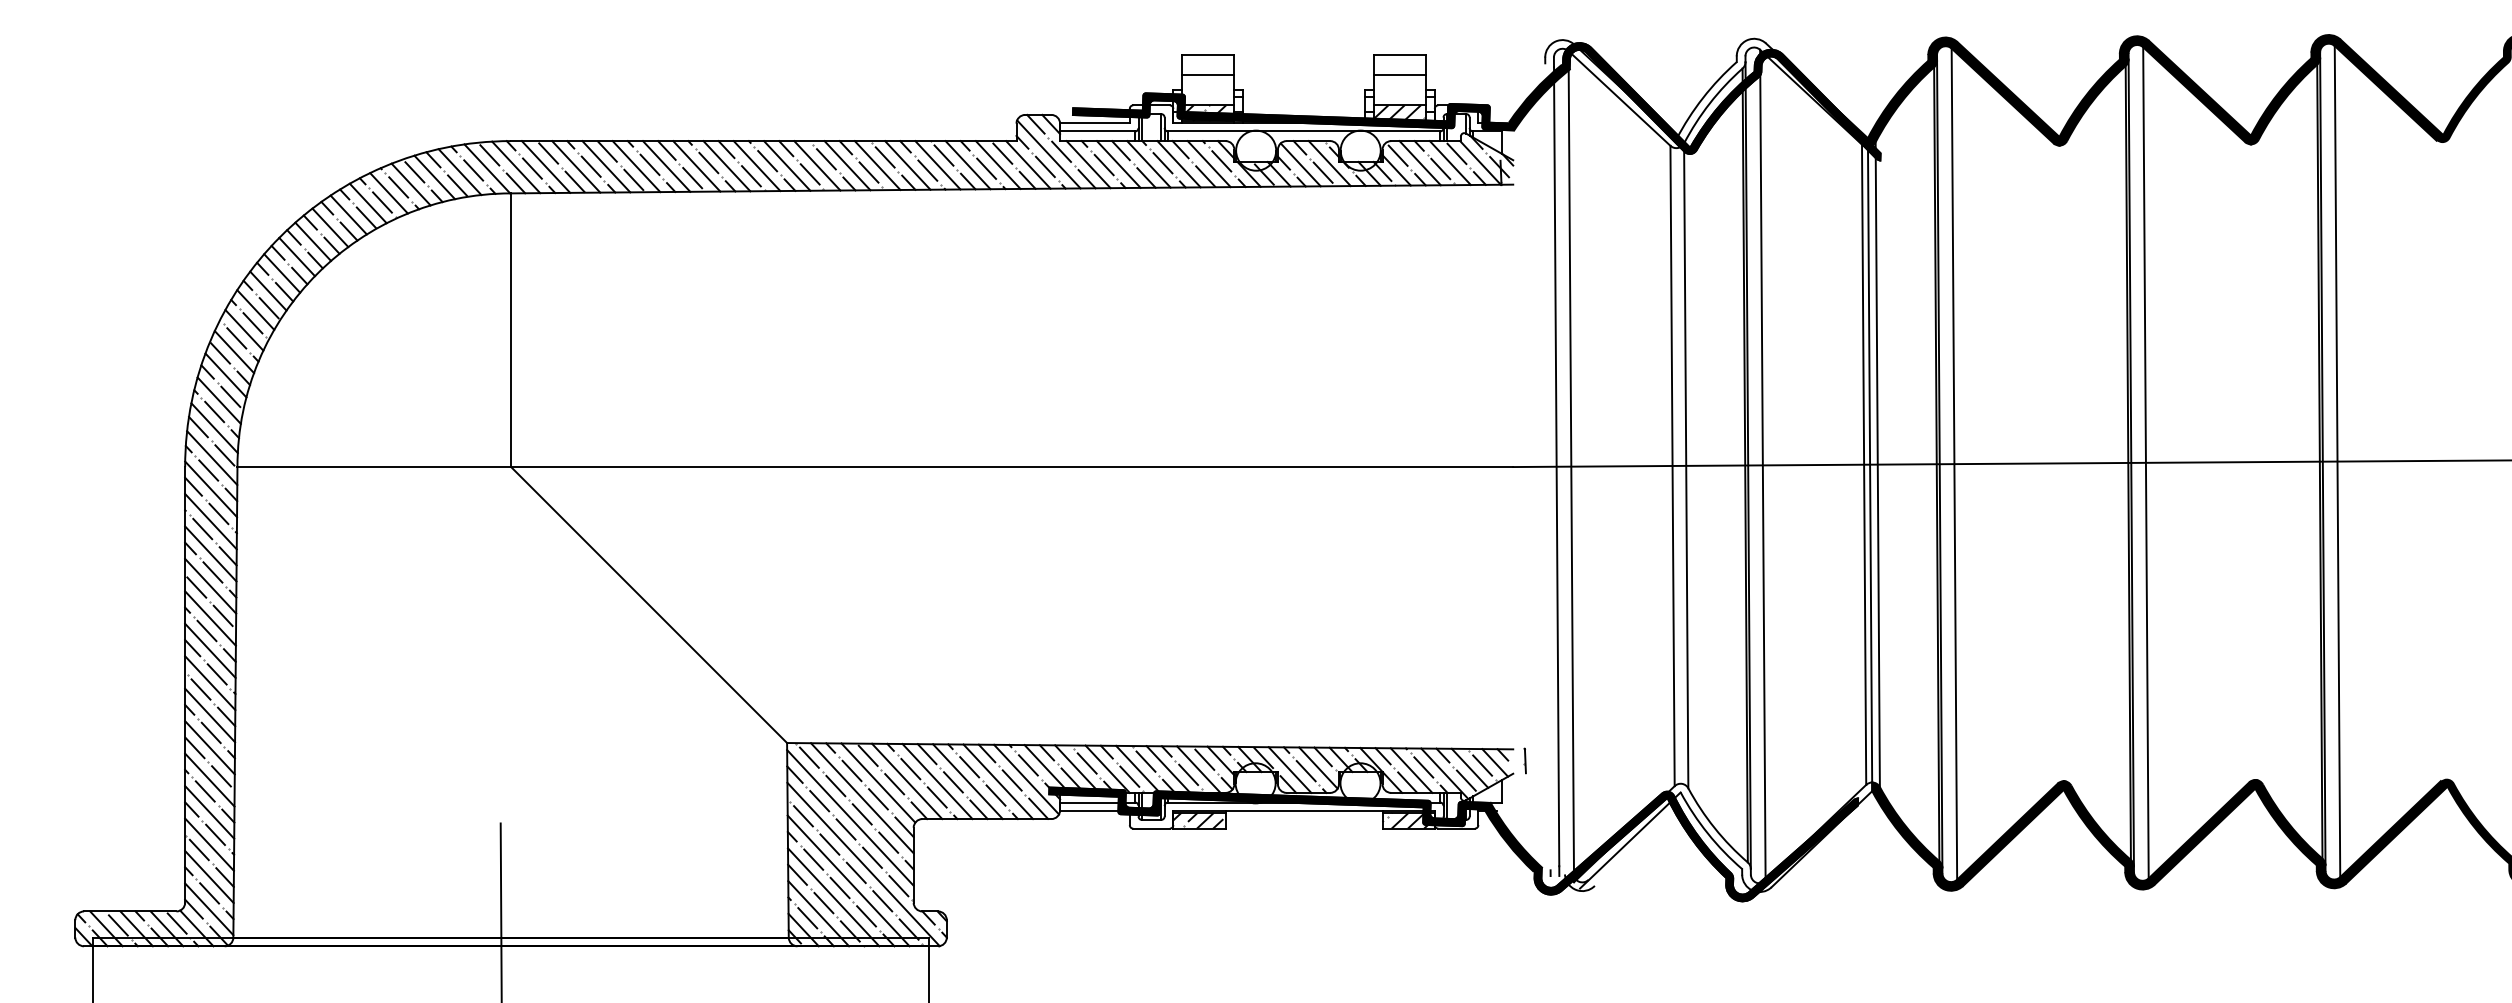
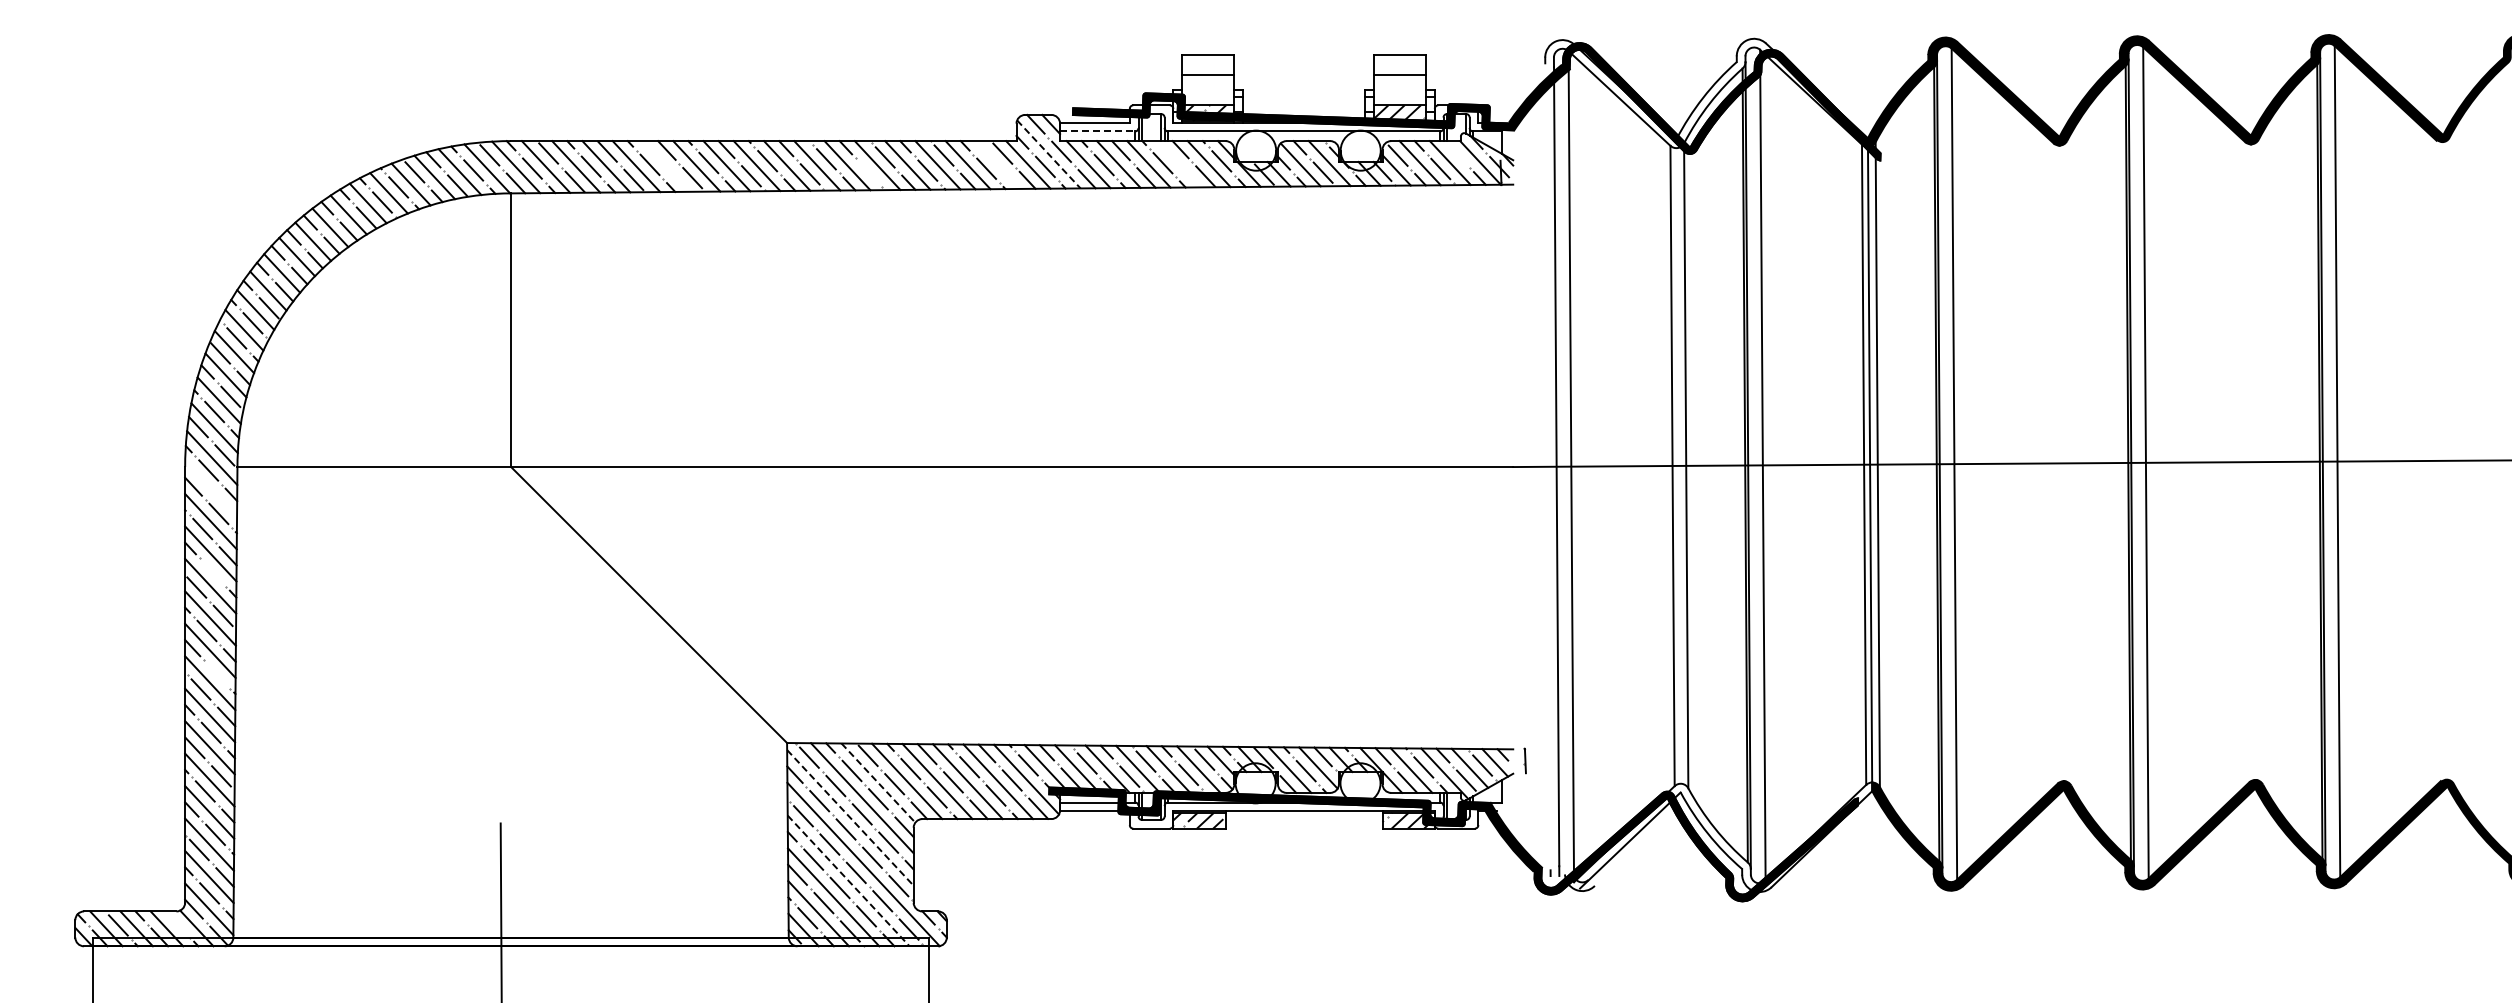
line: solid -> dashed (1098, 131)
line: present -> none (1456, 153)
line: solid -> dashed (1048, 154)
line: present -> none (997, 164)
line: present -> none (1178, 164)
line: present -> none (666, 166)
line: present -> none (868, 172)
line: present -> none (211, 489)
line: present -> none (212, 572)
line: present -> none (216, 674)
line: solid -> dashed (878, 783)
line: solid -> dashed (850, 817)
line: solid -> dashed (849, 881)
line: present -> none (176, 923)
